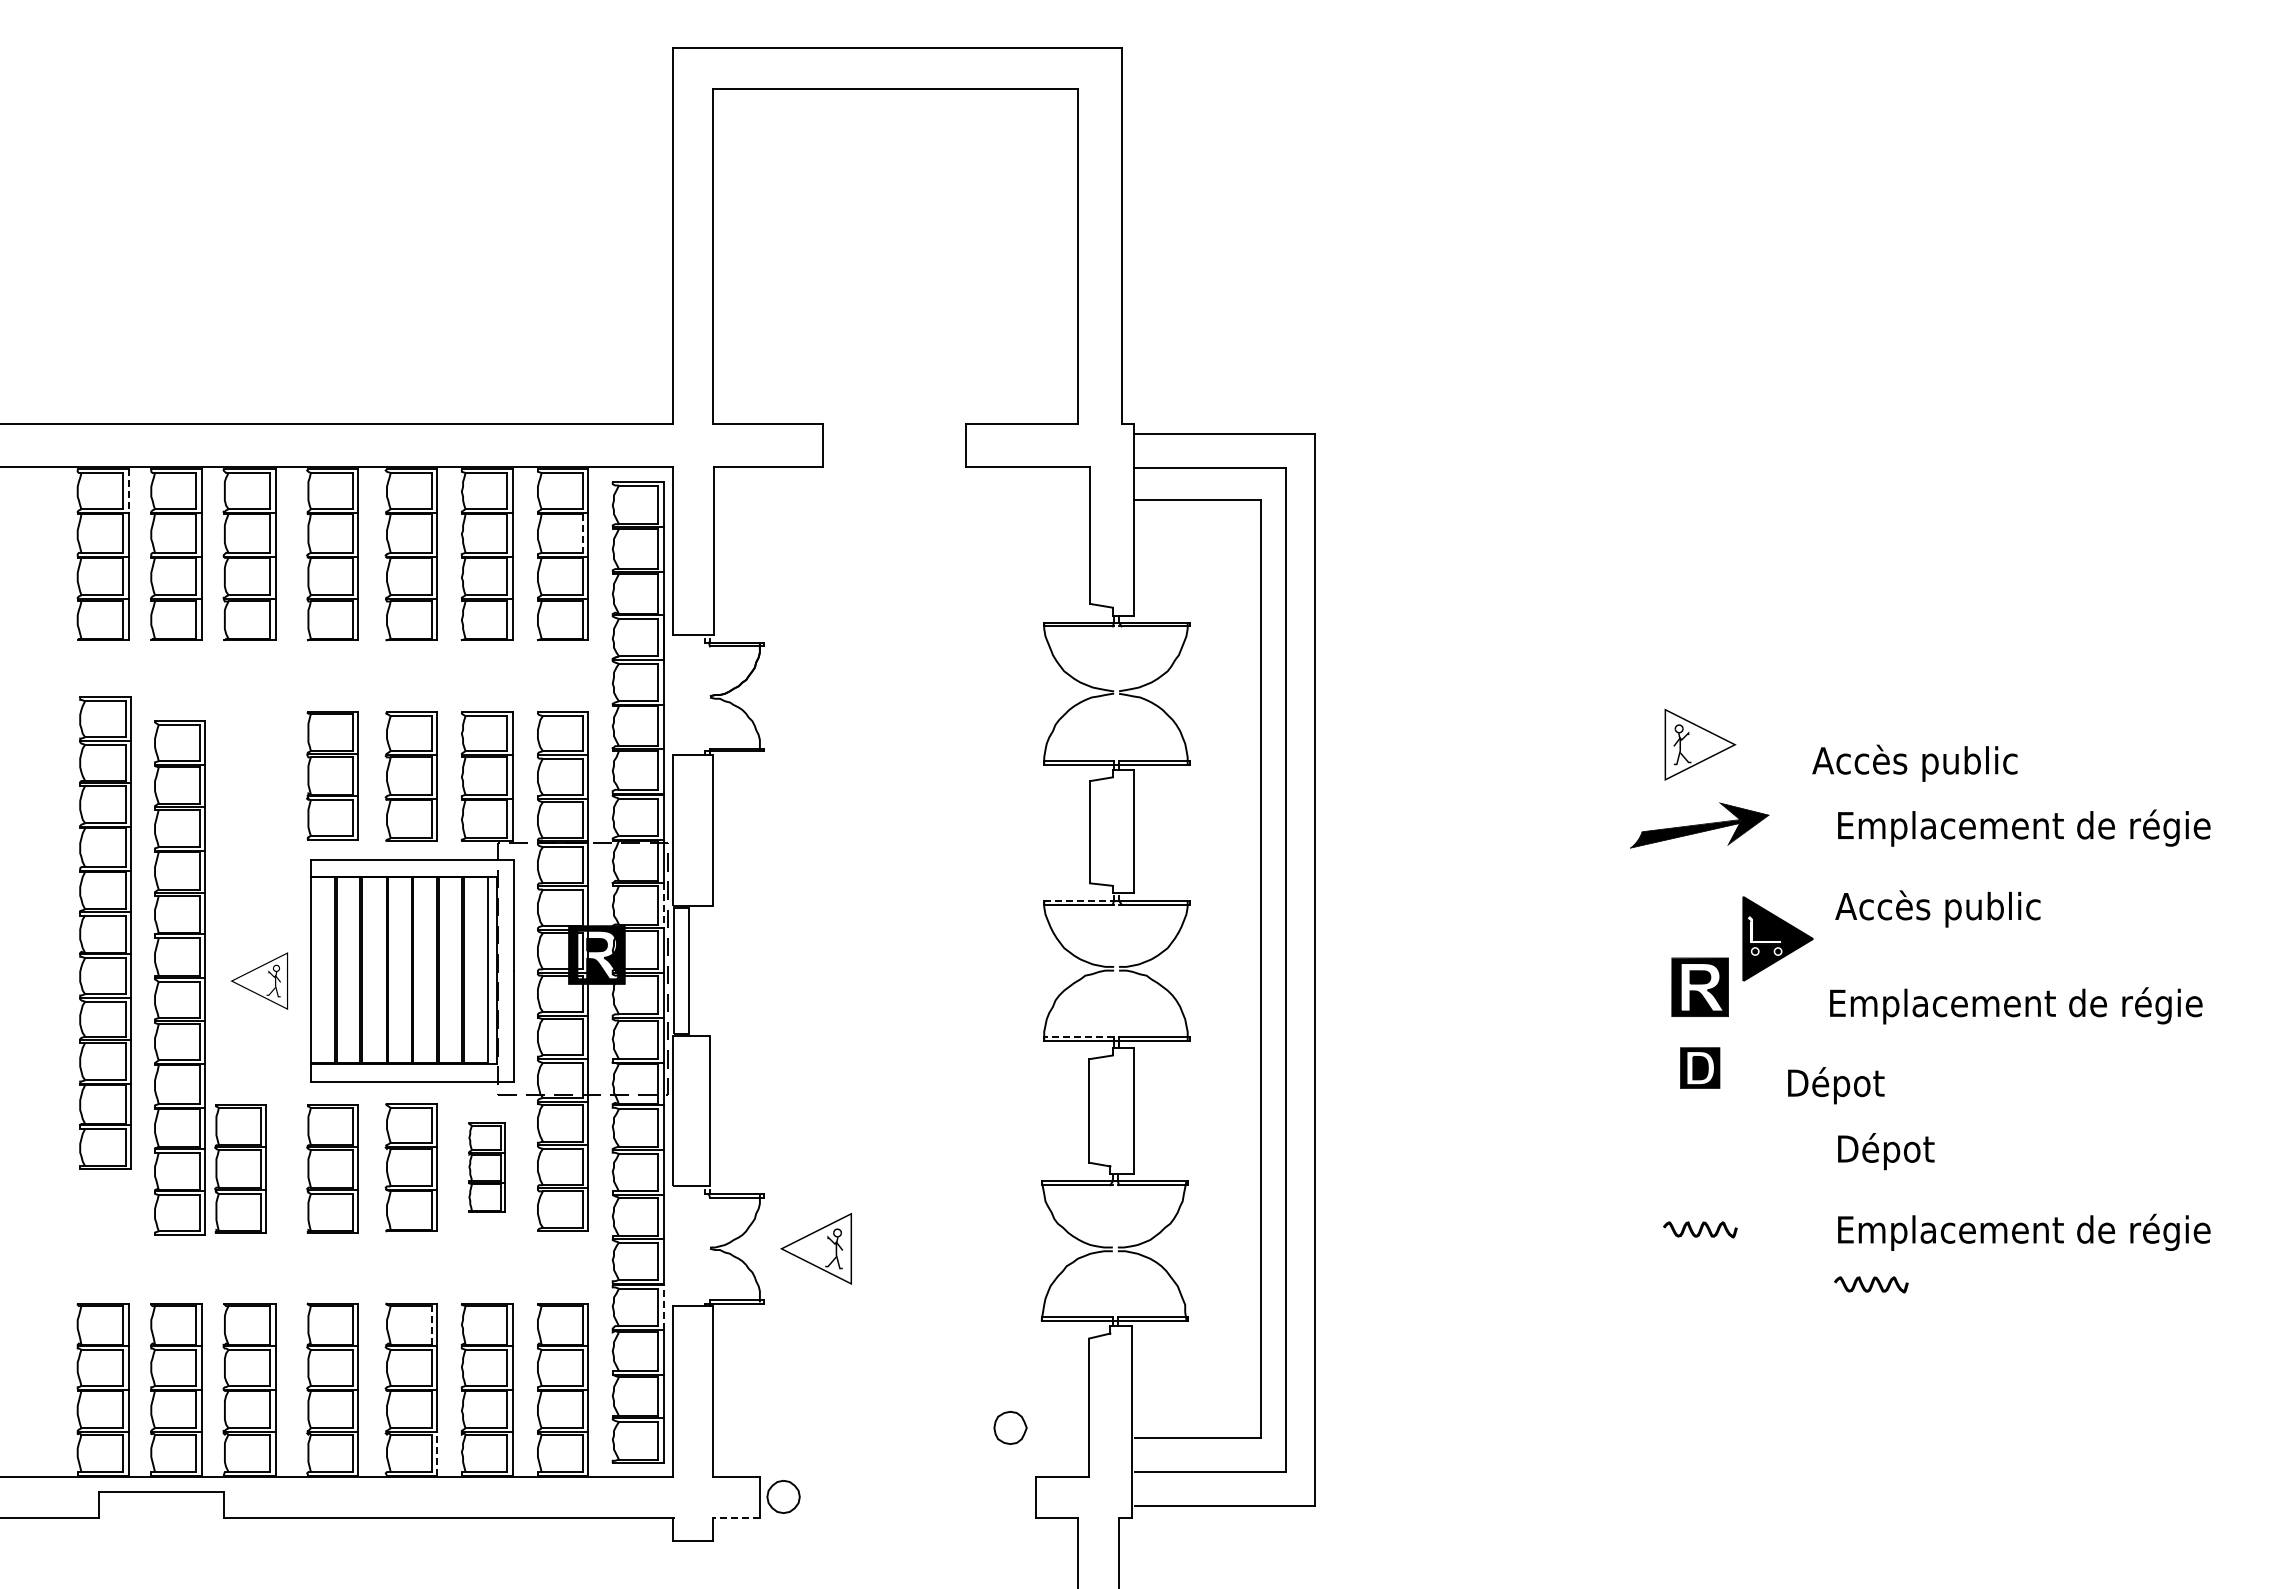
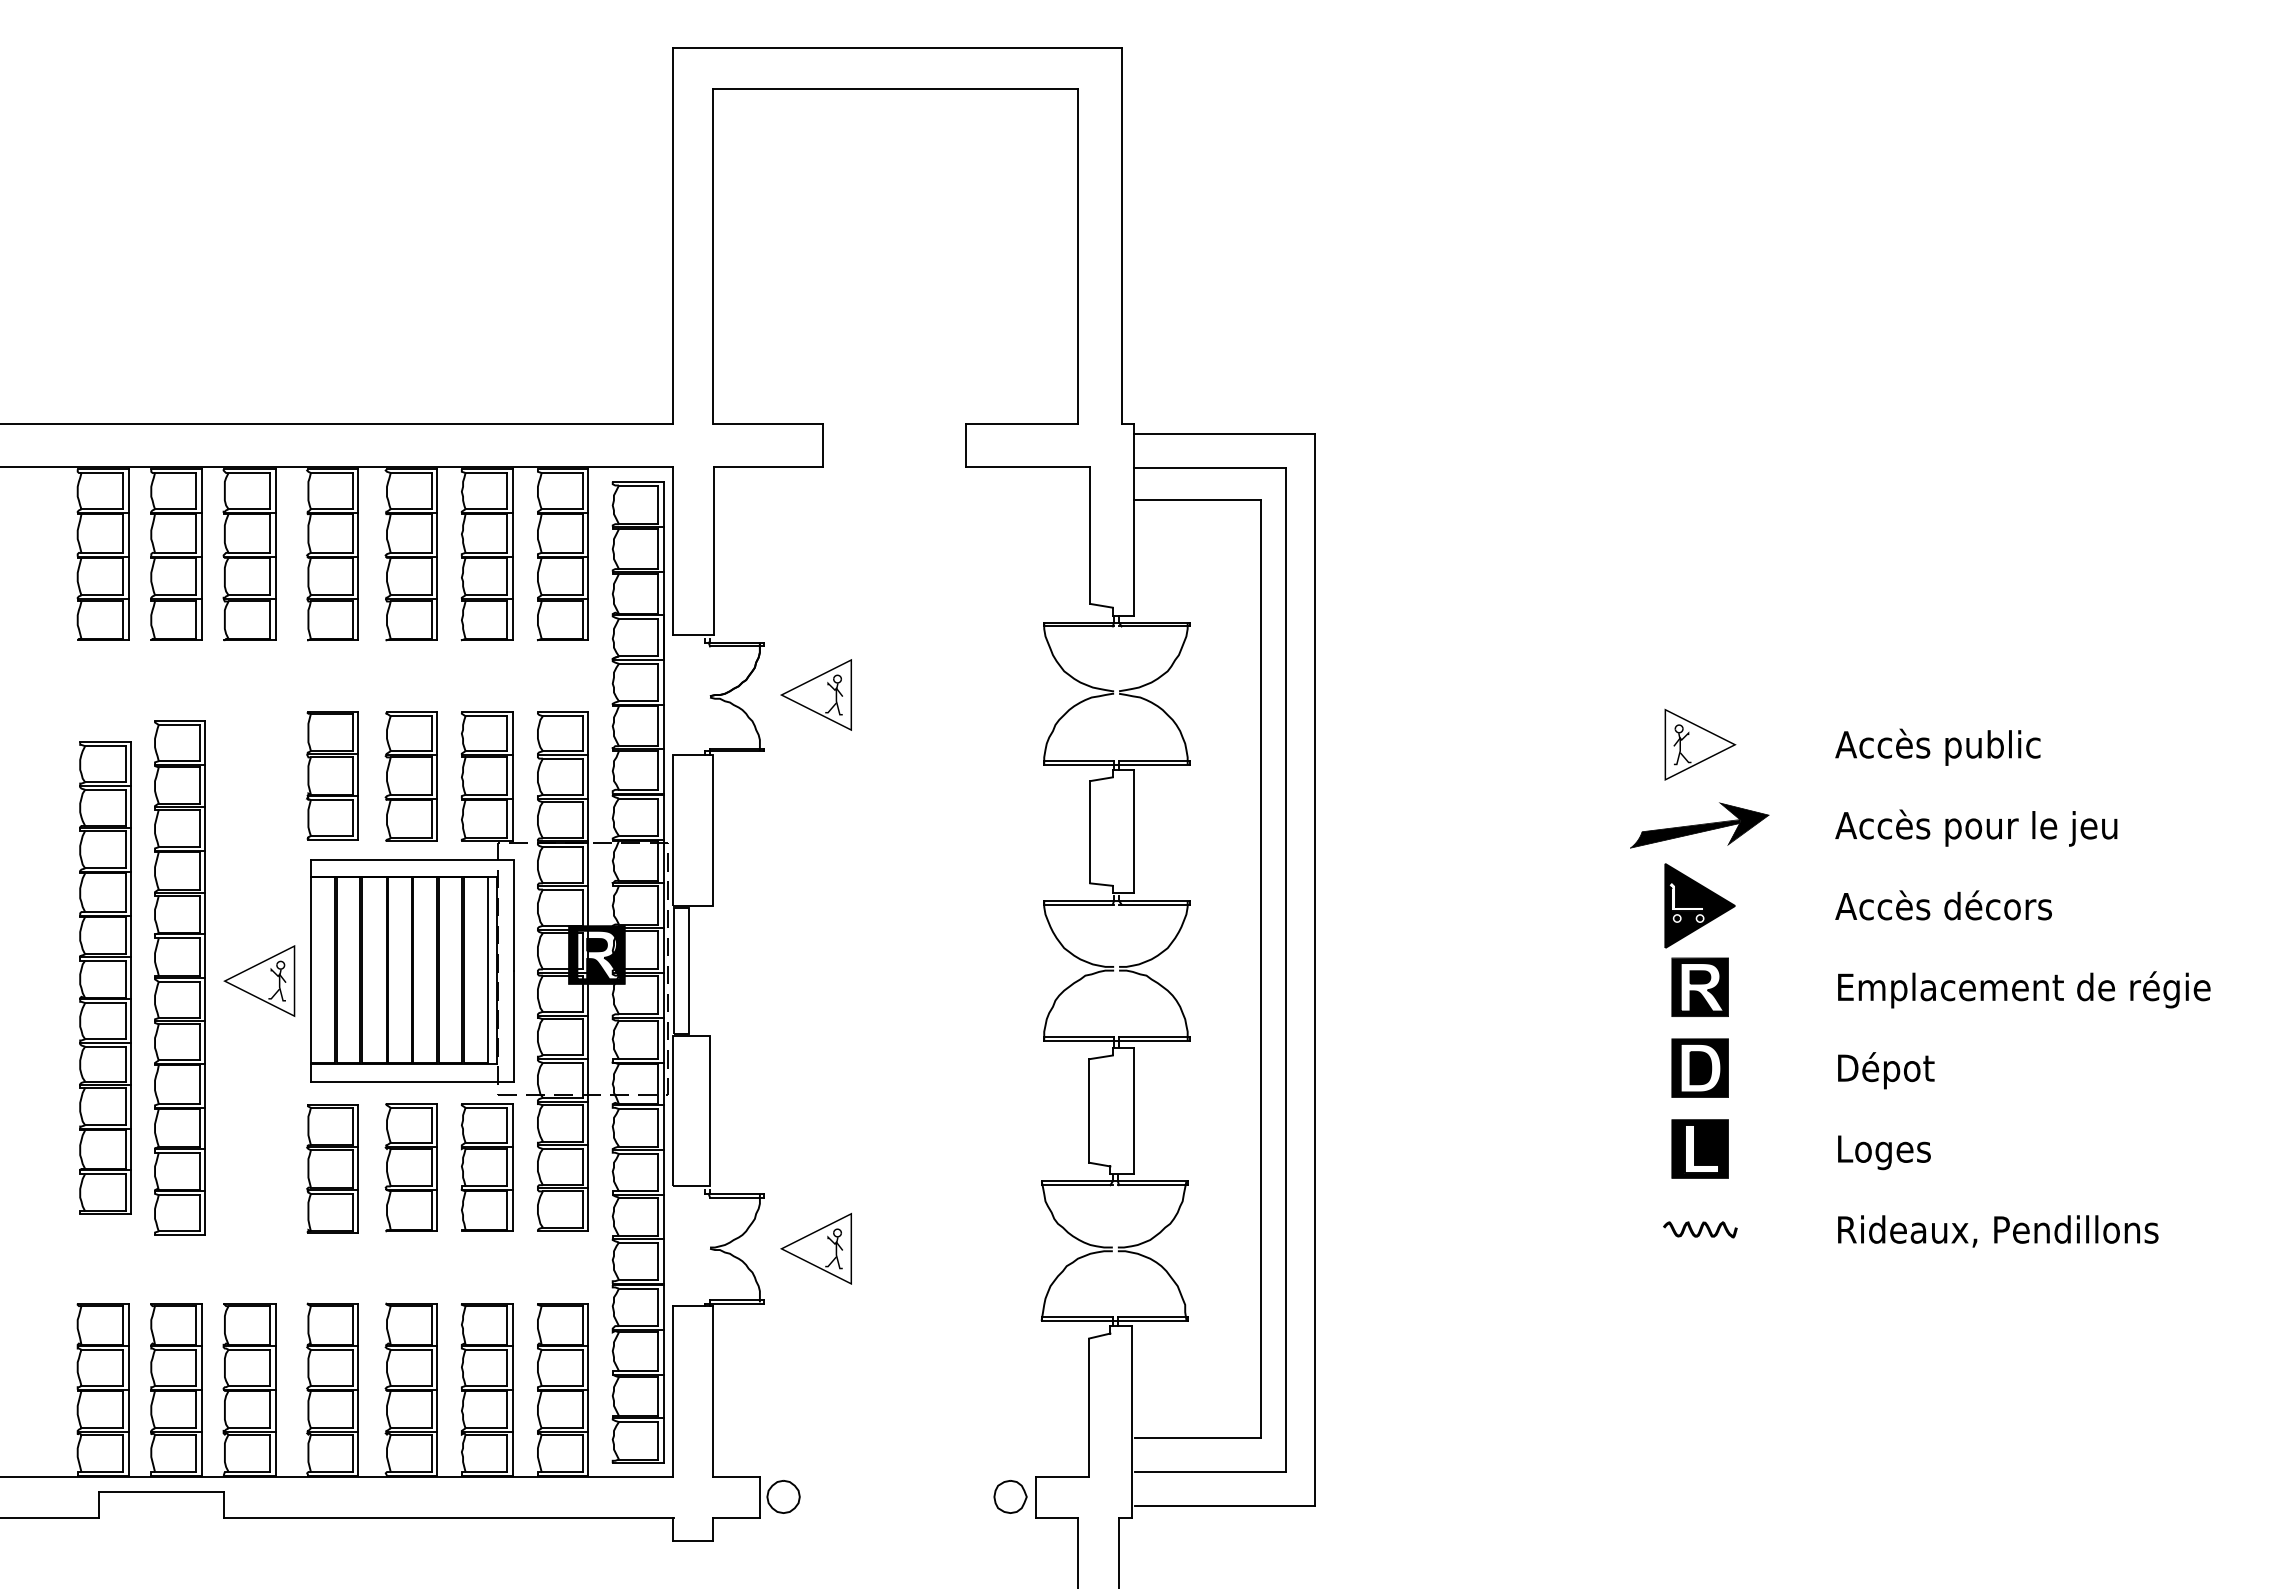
line: dashed -> solid (128, 491)
line: dashed -> solid (582, 534)
part: none -> present (815, 694)
text position: (1914, 762) -> (1937, 746) (1937, 746)
text: Emplacement de régie -> Accès pour le jeu (2022, 827)
line: dashed -> solid (1079, 900)
line: dashed -> solid (663, 906)
text: Accès public -> Accès décors (1997, 908)
part position: (105, 932) -> (105, 977) (105, 977)
part position: (1777, 938) -> (1699, 905) (1699, 905)
part size: 59x58 px -> 73x72 px (259, 980)
text position: (2016, 1005) -> (2024, 989) (2024, 989)
line: dashed -> solid (1079, 1036)
part size: 41x42 px -> 58x60 px (1699, 1067)
text position: (1836, 1085) -> (1886, 1070) (1886, 1070)
part: none -> present (1699, 1148)
text: Dépot -> Loges (1887, 1151)
part size: 38x91 px -> 54x129 px (486, 1167)
part: present -> none (240, 1168)
text: Emplacement de régie -> Rideaux, Pendillons (2025, 1231)
curve: present -> none (1871, 1284)
line: dashed -> solid (663, 1306)
line: dashed -> solid (431, 1324)
part position: (1010, 1427) -> (1010, 1496) (1010, 1496)
line: dashed -> solid (436, 1453)
line: dashed -> solid (736, 1518)
